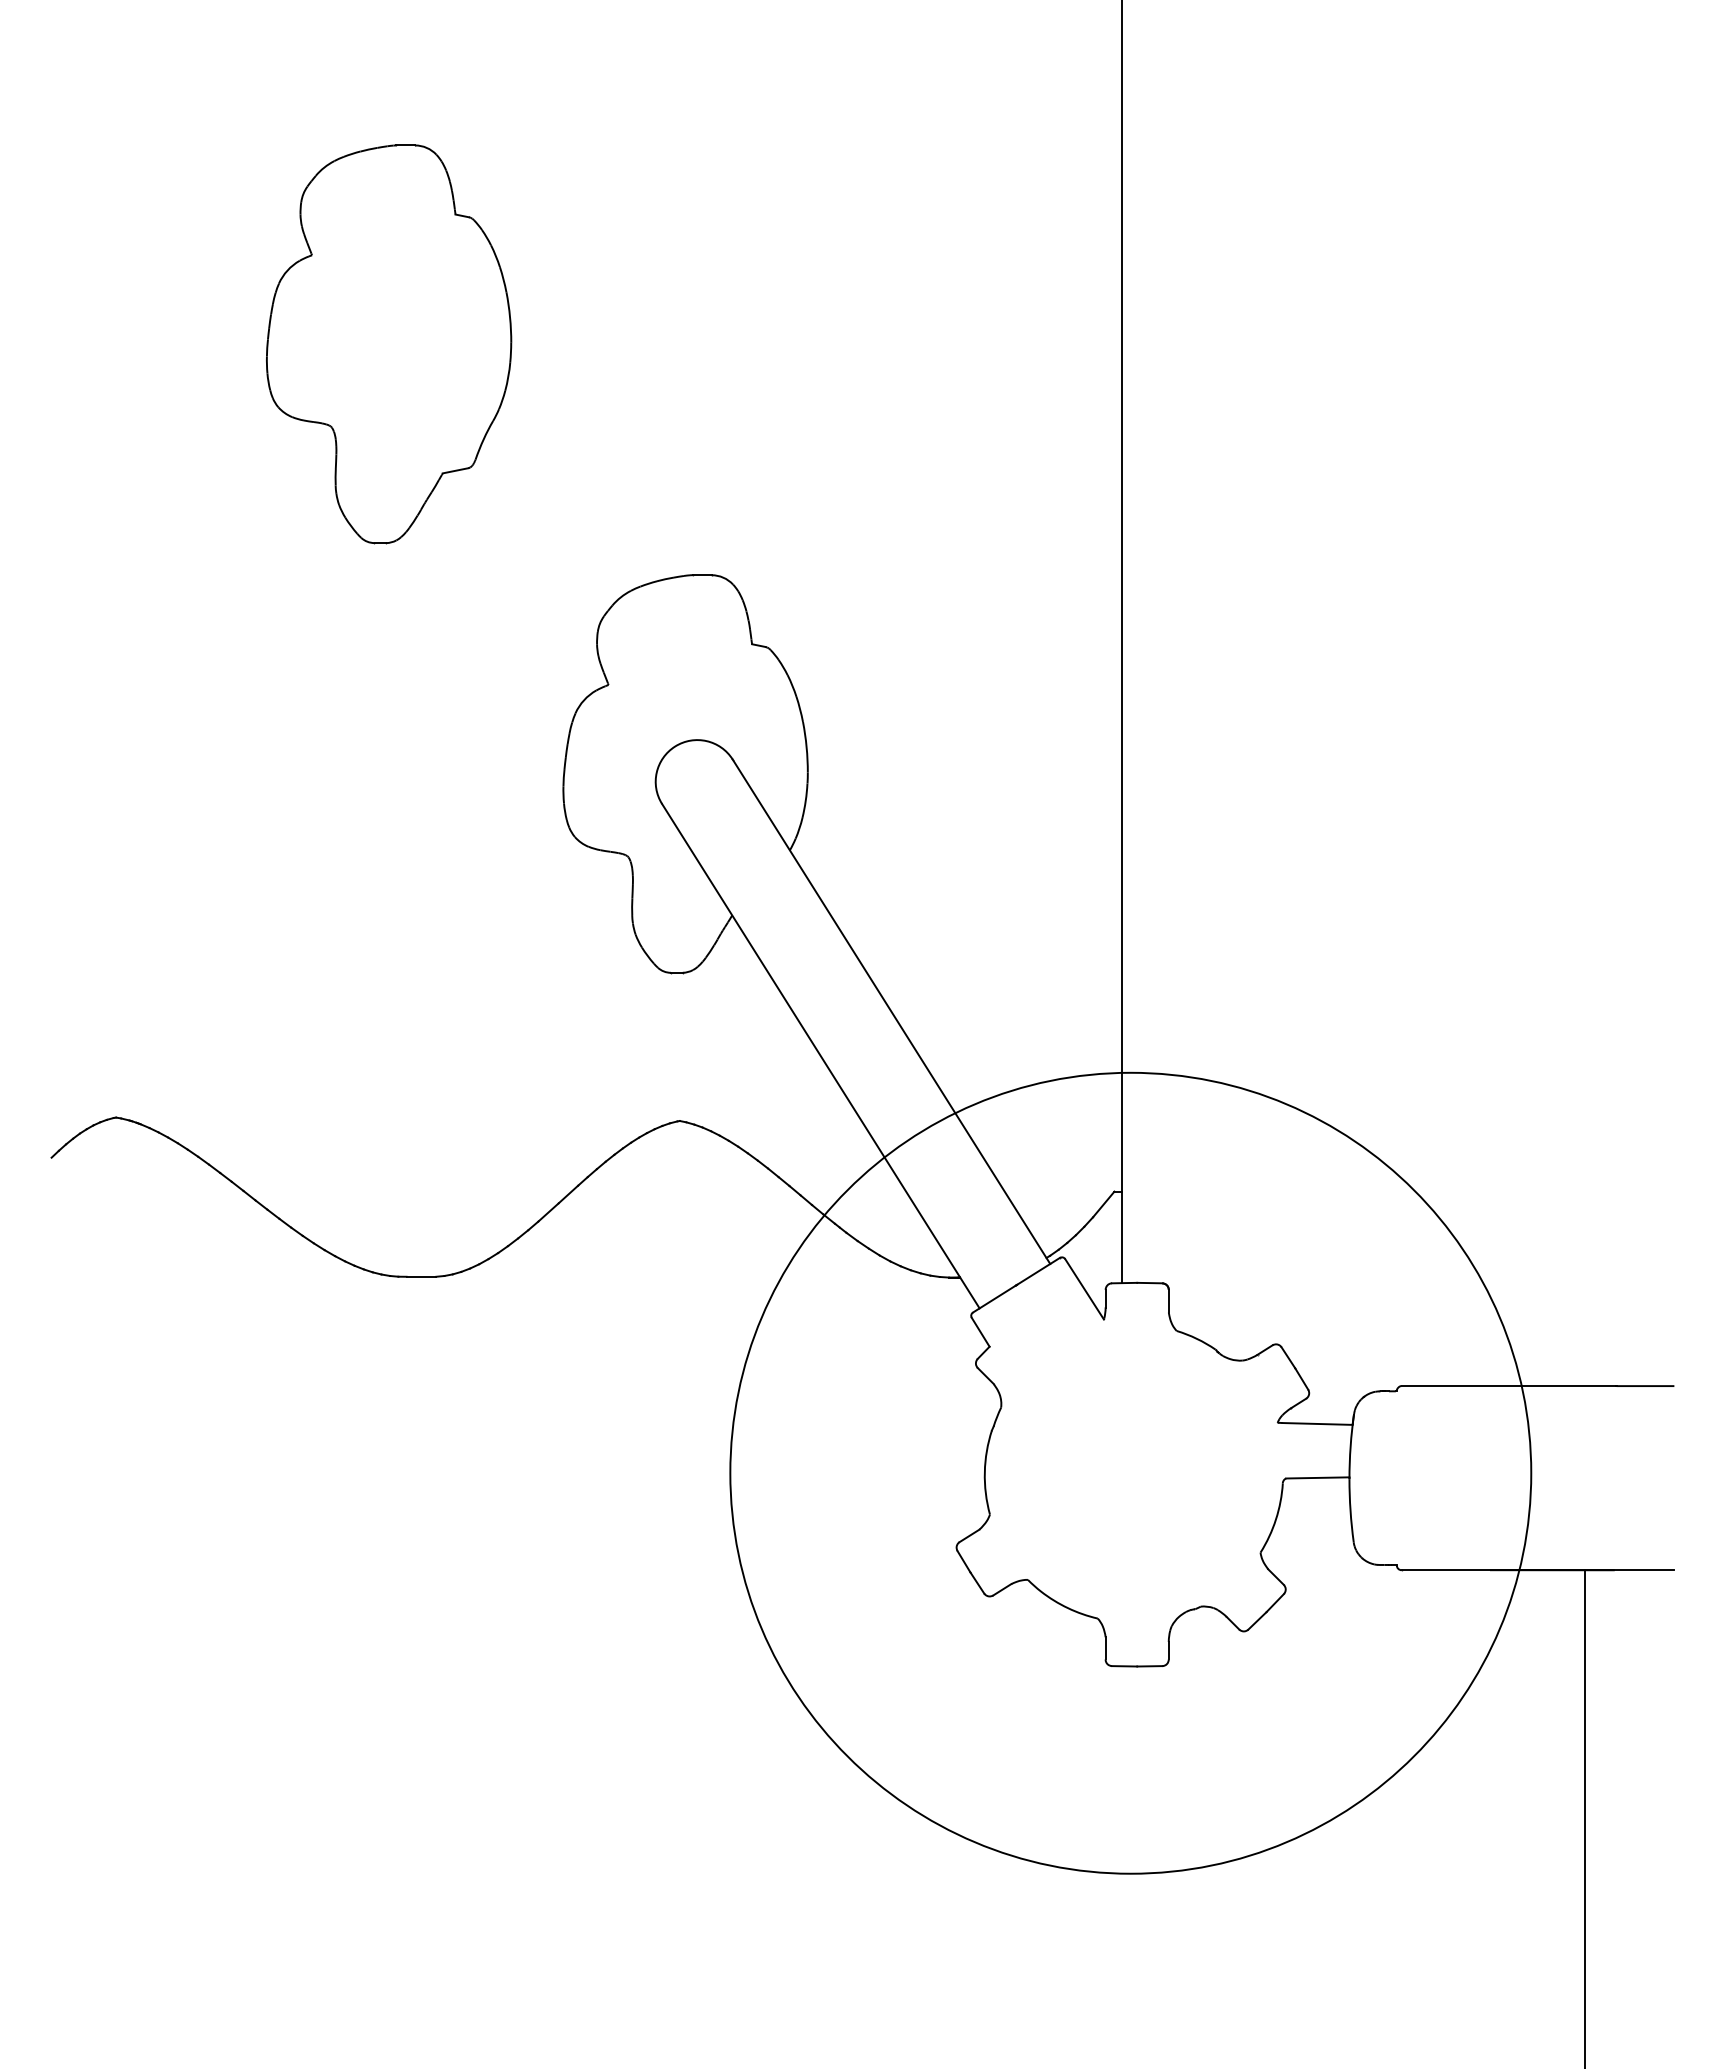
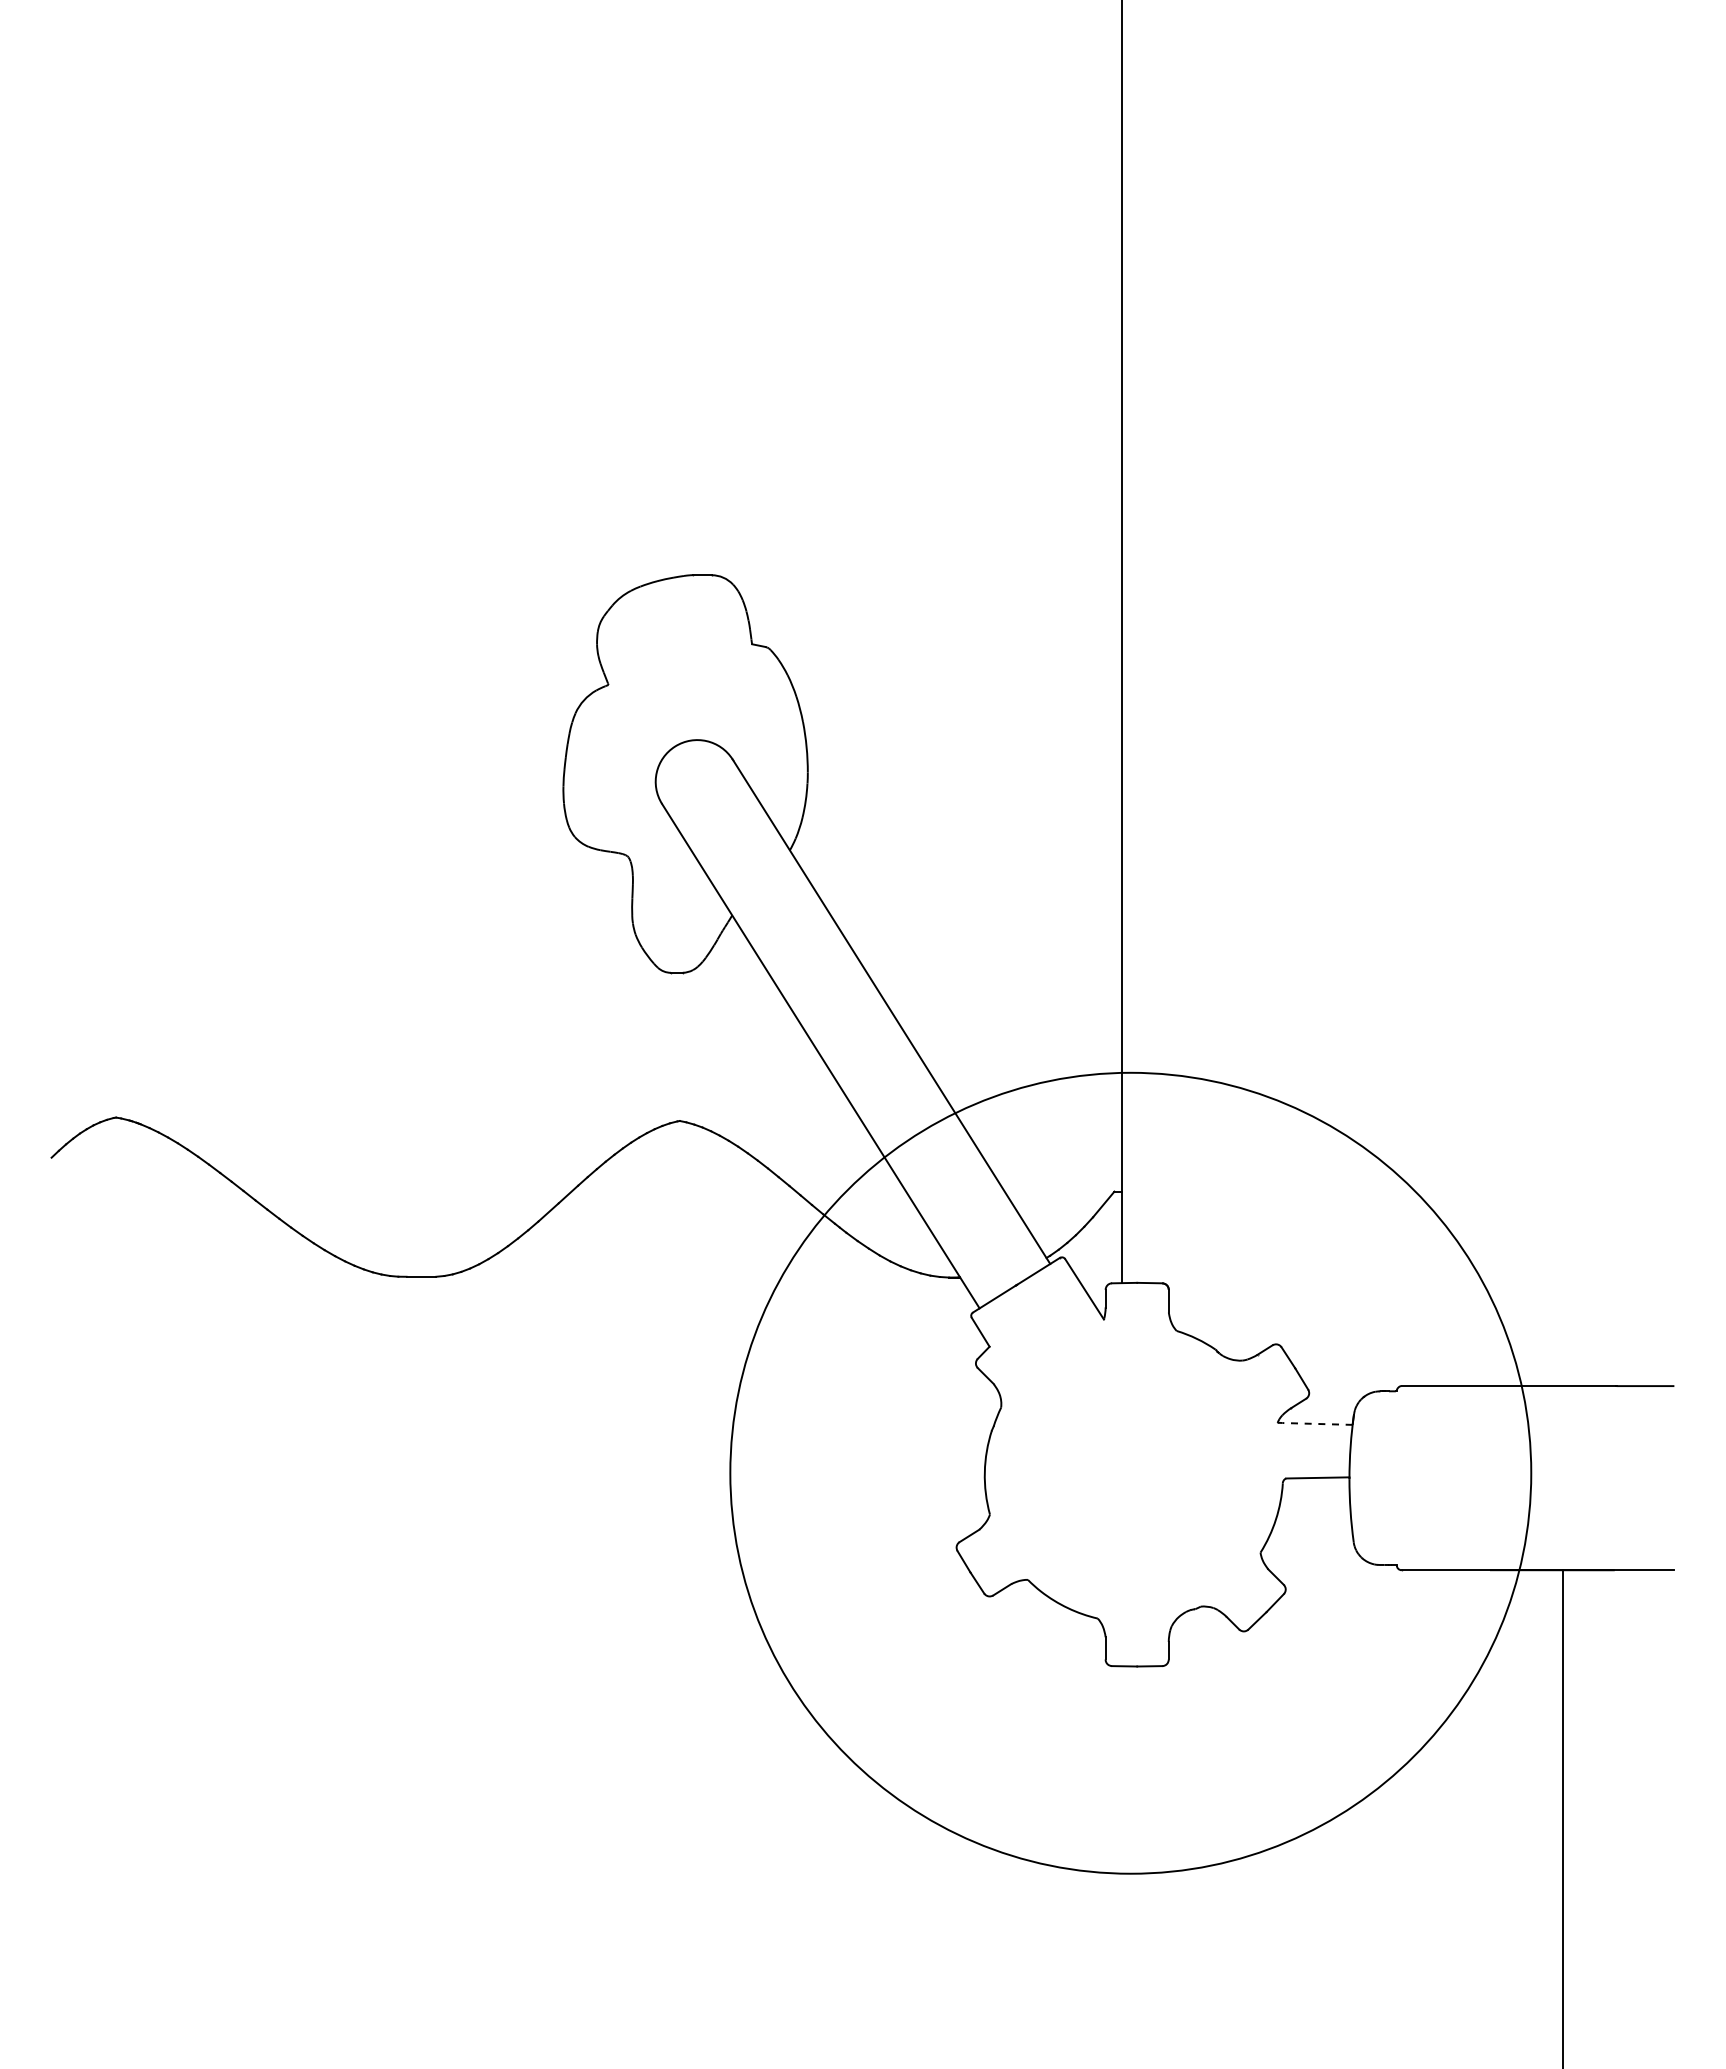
part: present -> none (389, 344)
line: solid -> dashed (1317, 1423)
line position: (1585, 1817) -> (1563, 1817) (1563, 1817)
